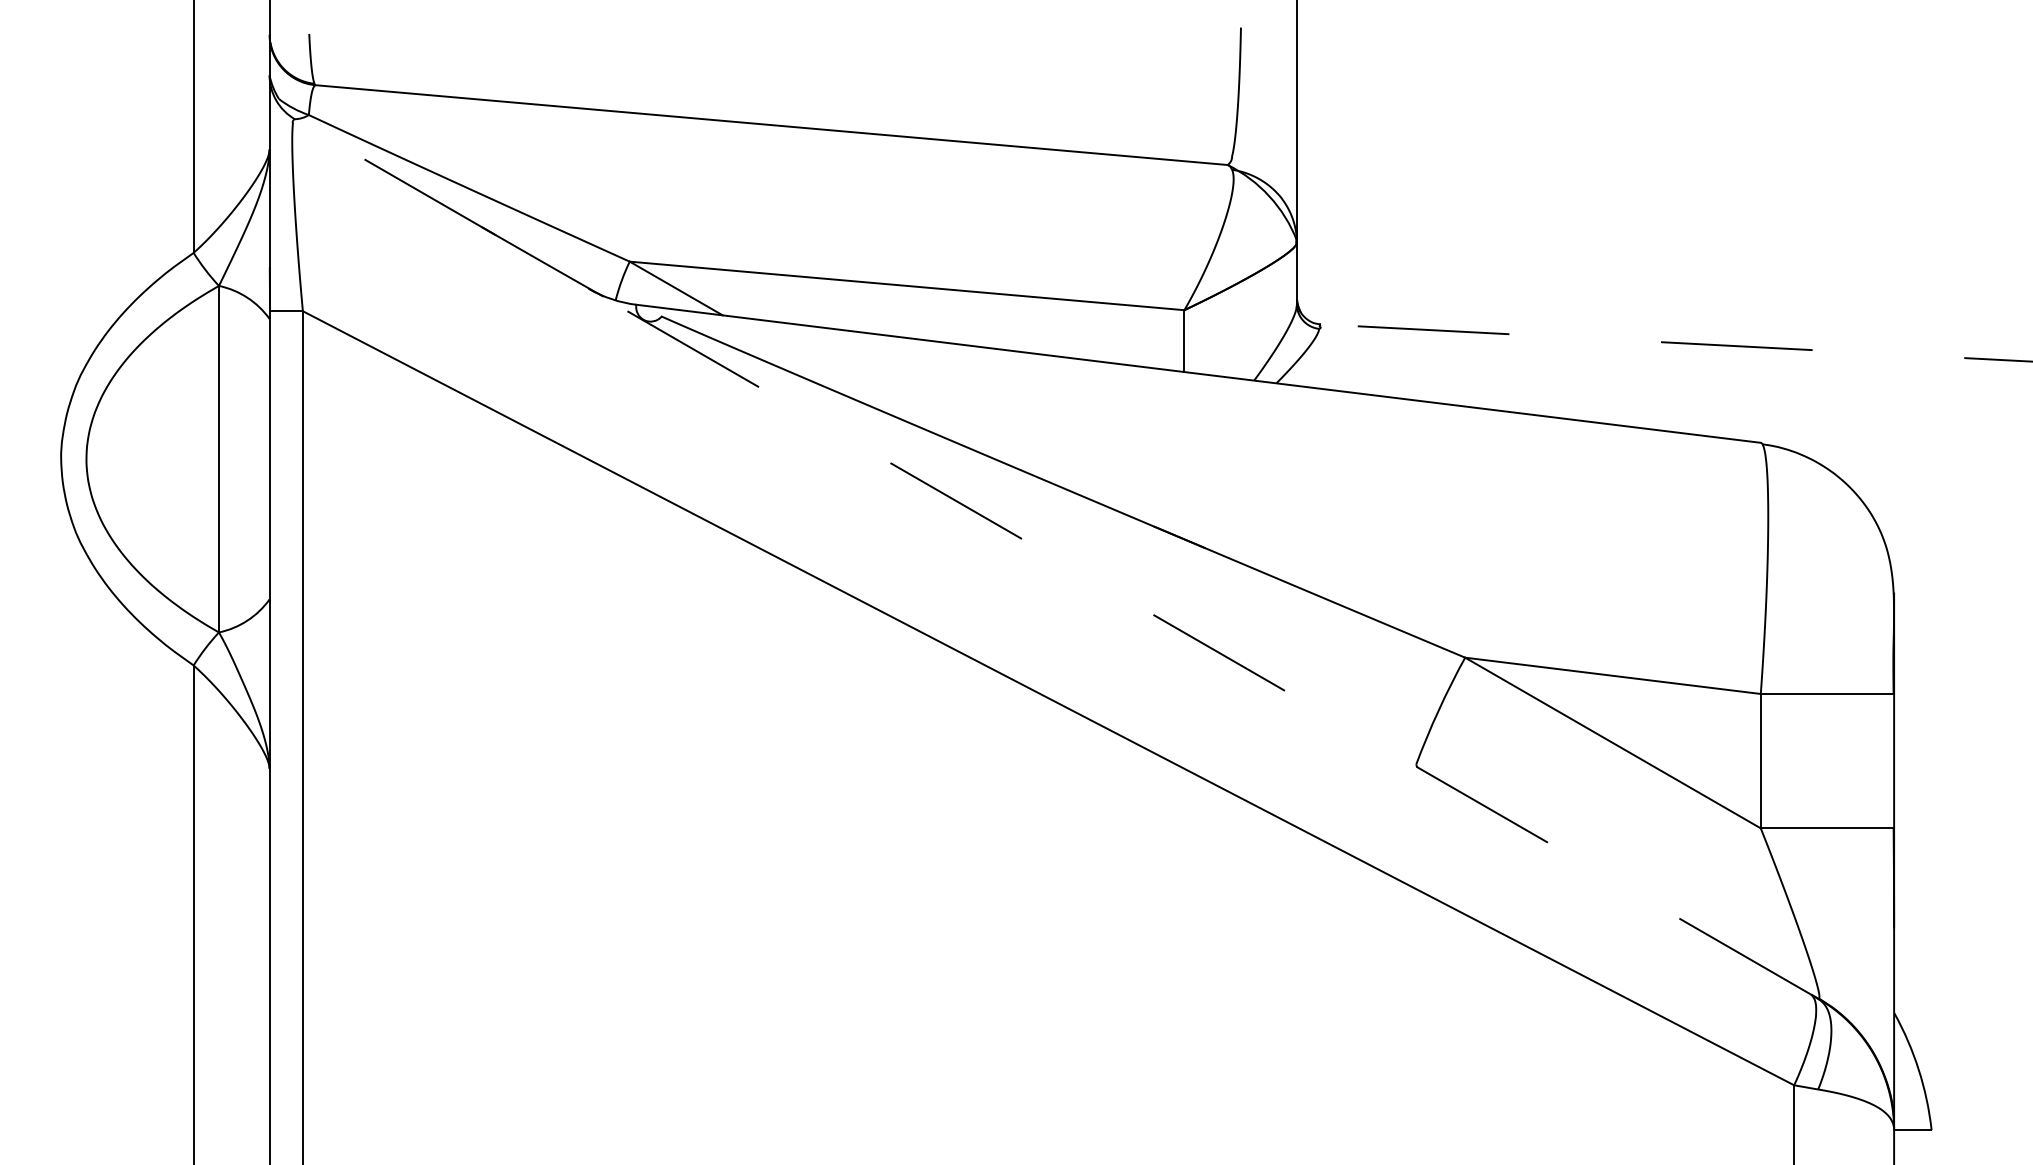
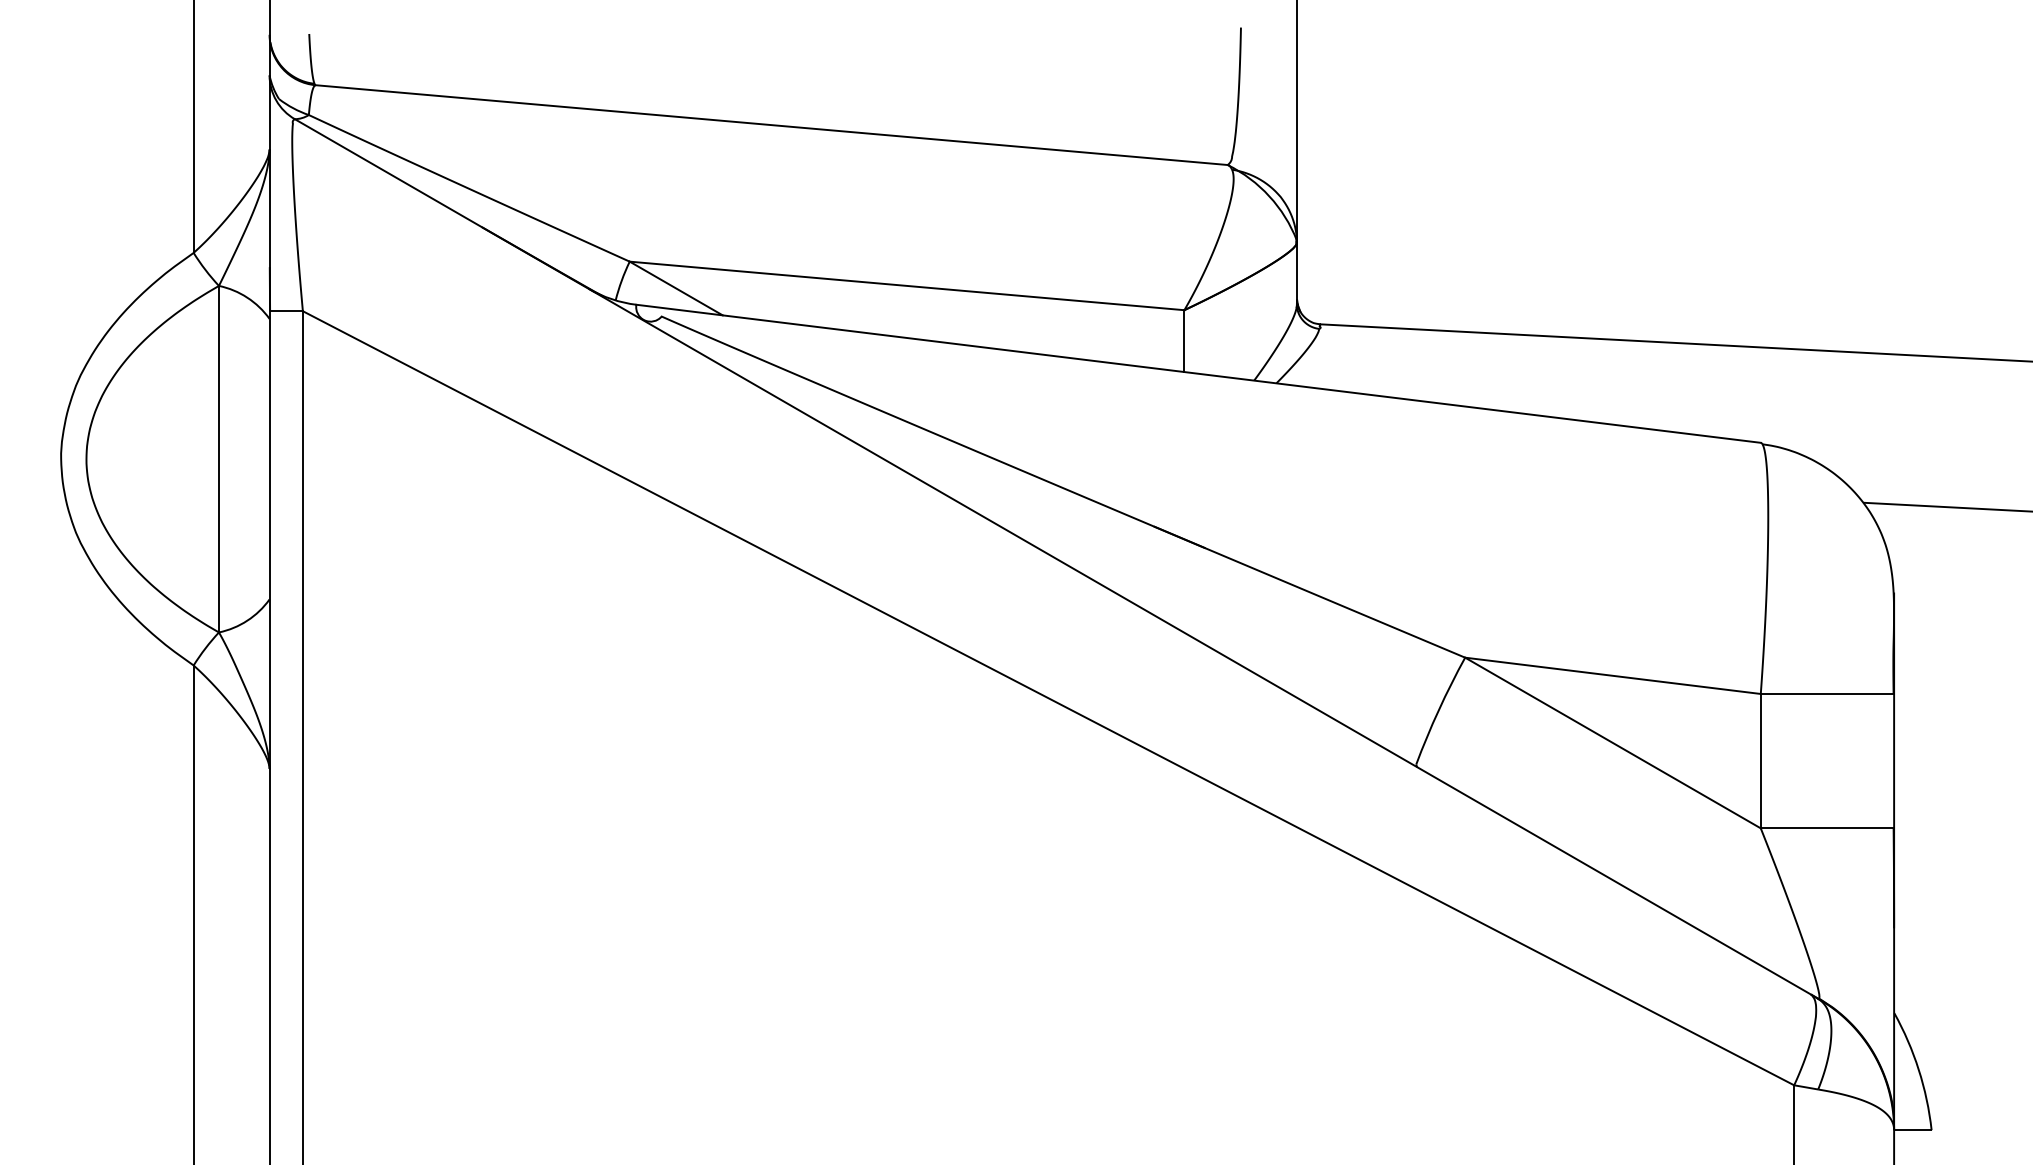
line: dashed -> solid (1676, 342)
line: none -> present (1946, 506)
line: dashed -> solid (1052, 556)
